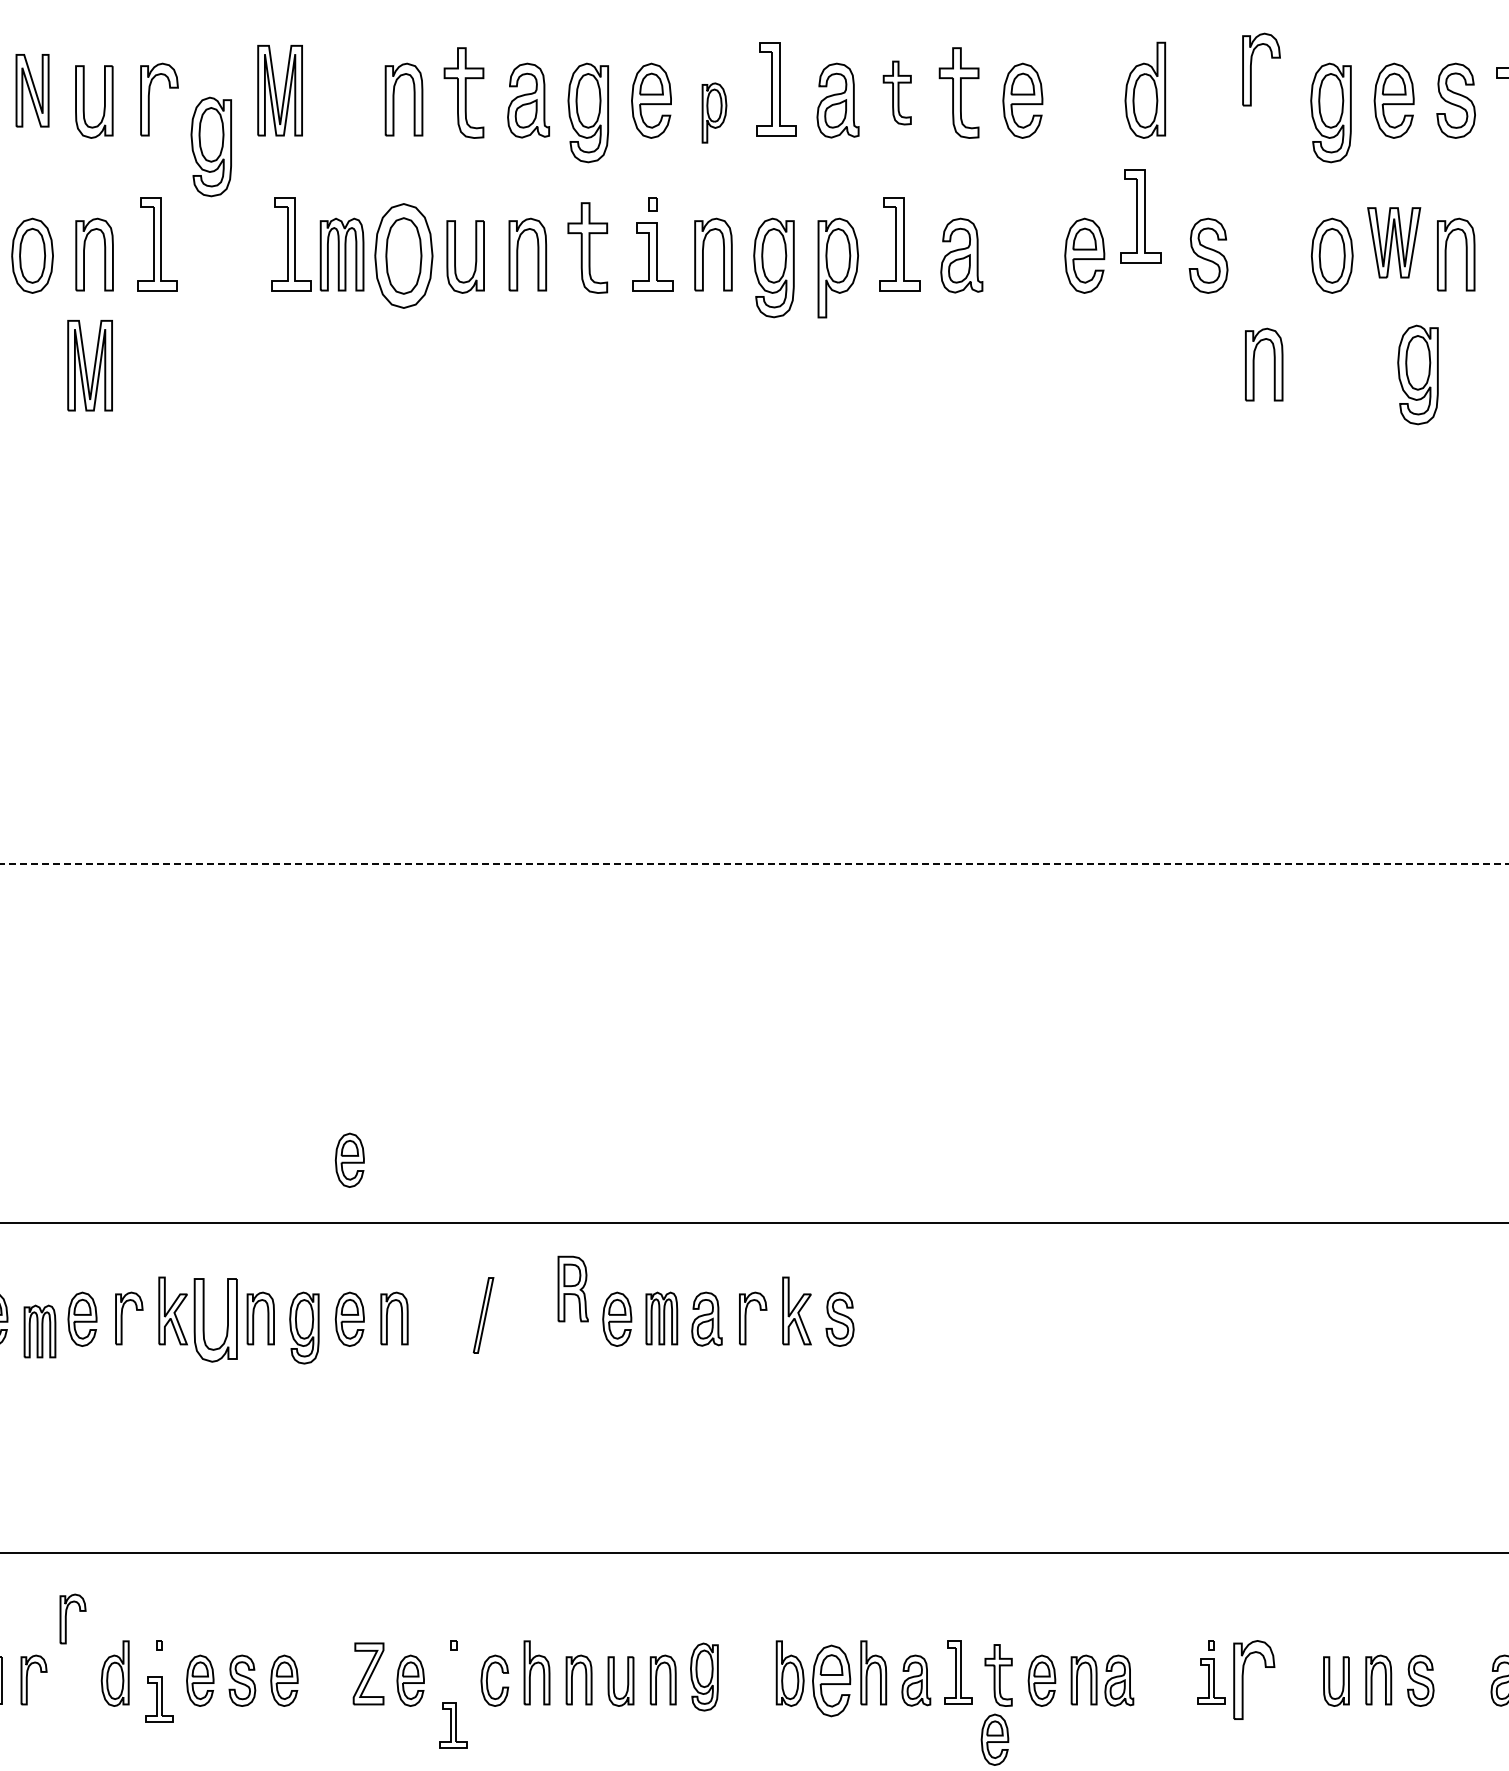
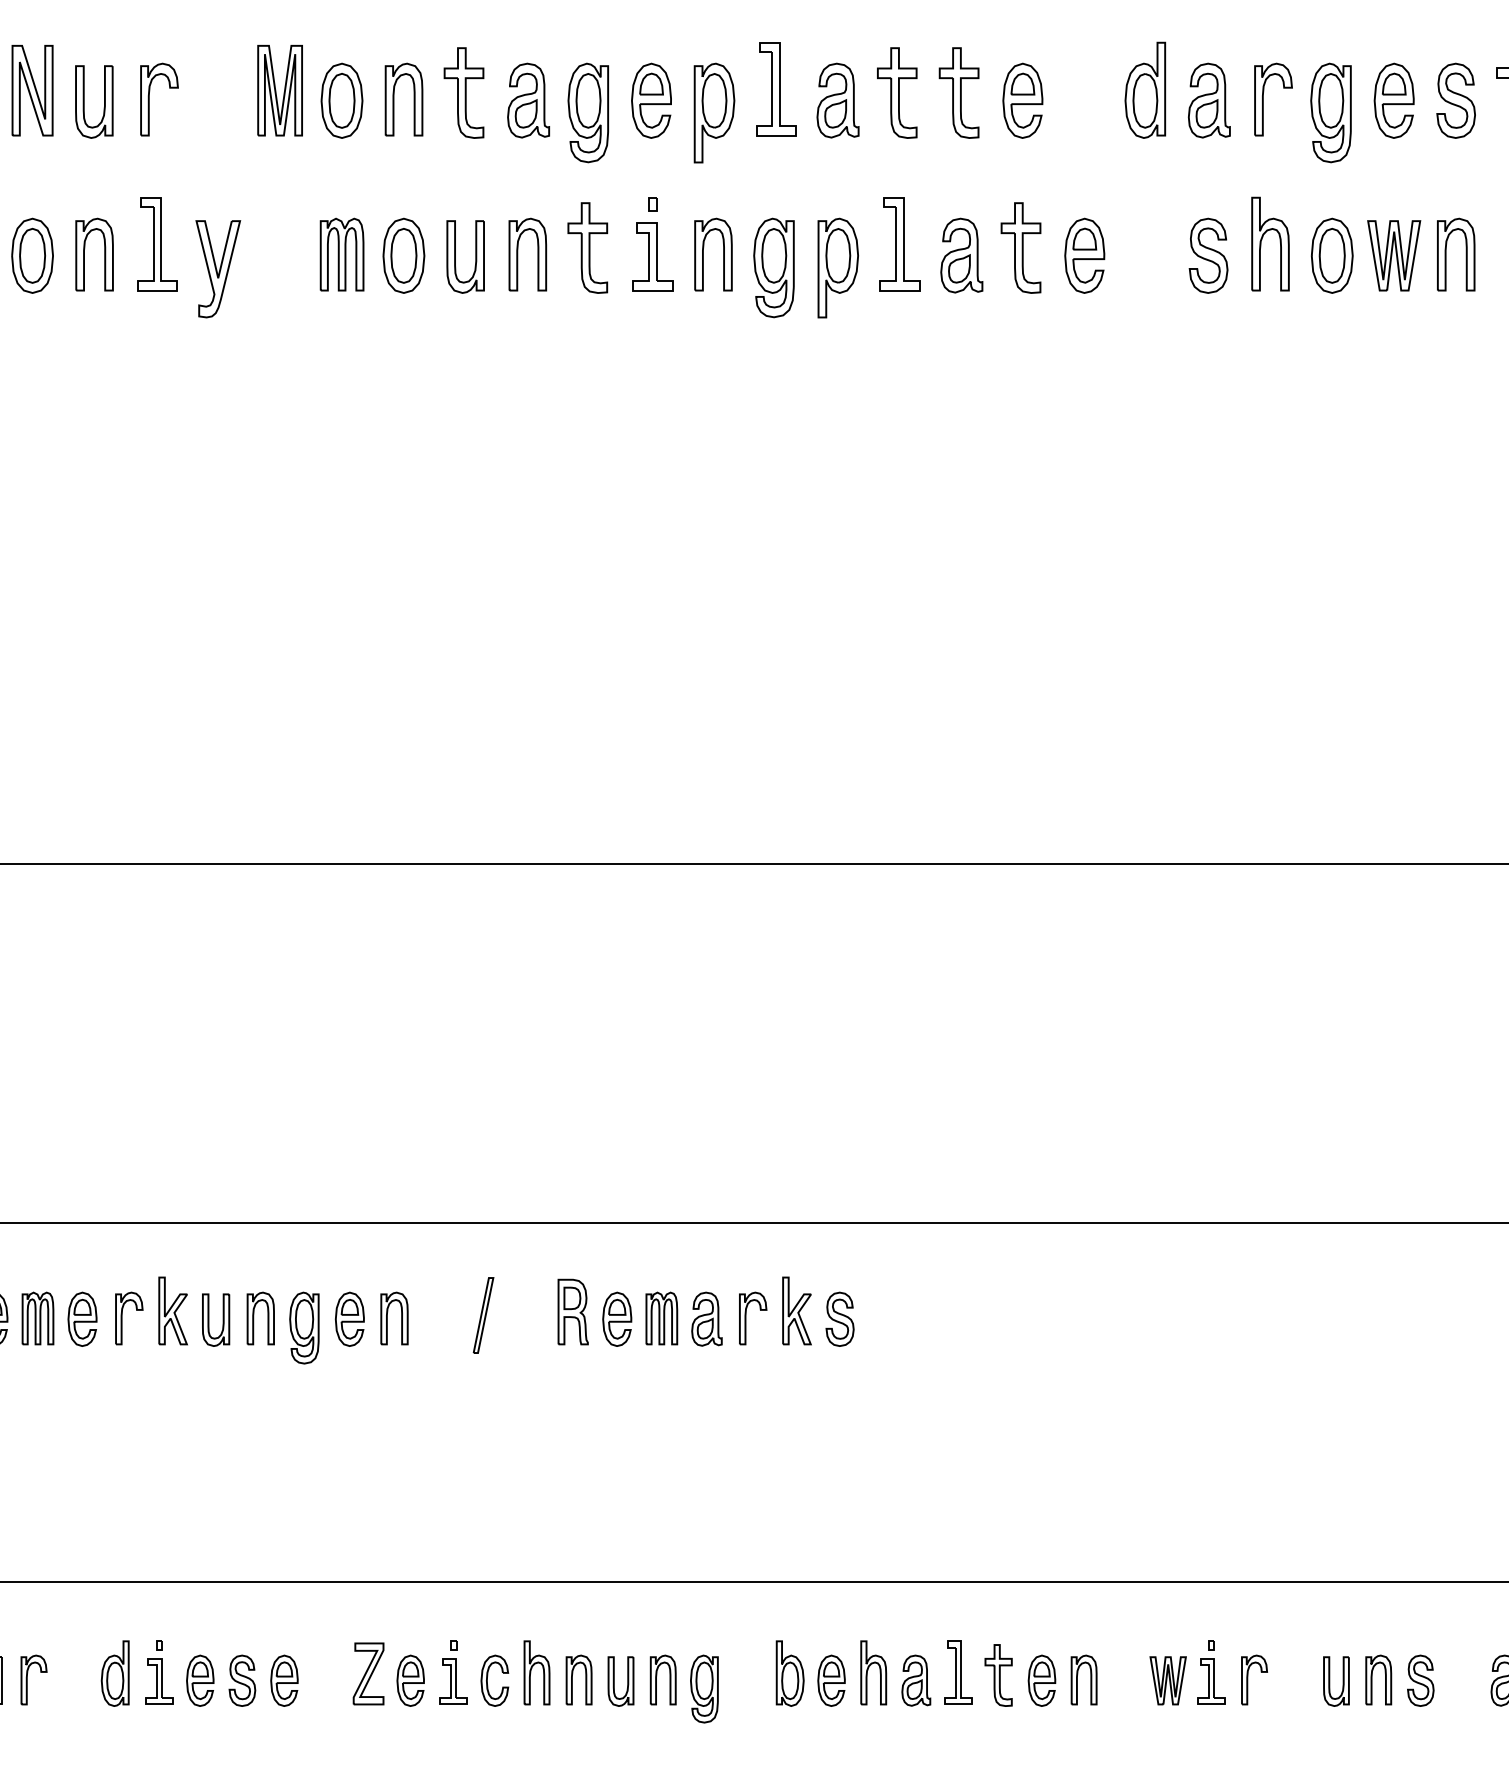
part position: (1251, 69) -> (1263, 99) (1263, 99)
part size: 35x74 px -> 43x92 px (32, 90)
part size: 30x66 px -> 41x92 px (897, 92)
part: none -> present (341, 100)
part: none -> present (1209, 100)
part size: 27x62 px -> 43x102 px (714, 112)
part: present -> none (210, 146)
part: present -> none (1140, 216)
part: none -> present (1262, 239)
part position: (1394, 242) -> (1394, 255) (1394, 255)
part: present -> none (291, 244)
part: none -> present (1020, 247)
part size: 60x106 px -> 44x77 px (403, 255)
part: none -> present (218, 269)
part: present -> none (1273, 364)
part: present -> none (89, 365)
part: present -> none (1417, 374)
line: dashed -> solid (755, 863)
part: present -> none (349, 1159)
part position: (572, 1288) -> (572, 1311) (572, 1311)
part size: 45x85 px -> 29x54 px (216, 1319)
part position: (39, 1331) -> (37, 1318) (37, 1318)
line position: (753, 1552) -> (753, 1581) (753, 1581)
part: present -> none (72, 1618)
part position: (704, 1676) -> (704, 1688) (704, 1688)
part size: 43x80 px -> 28x52 px (1254, 1679)
part size: 40x74 px -> 29x53 px (831, 1680)
part: present -> none (1119, 1680)
part: none -> present (1167, 1680)
part position: (159, 1699) -> (159, 1681) (159, 1681)
part position: (453, 1725) -> (453, 1681) (453, 1681)
part: present -> none (994, 1739)
